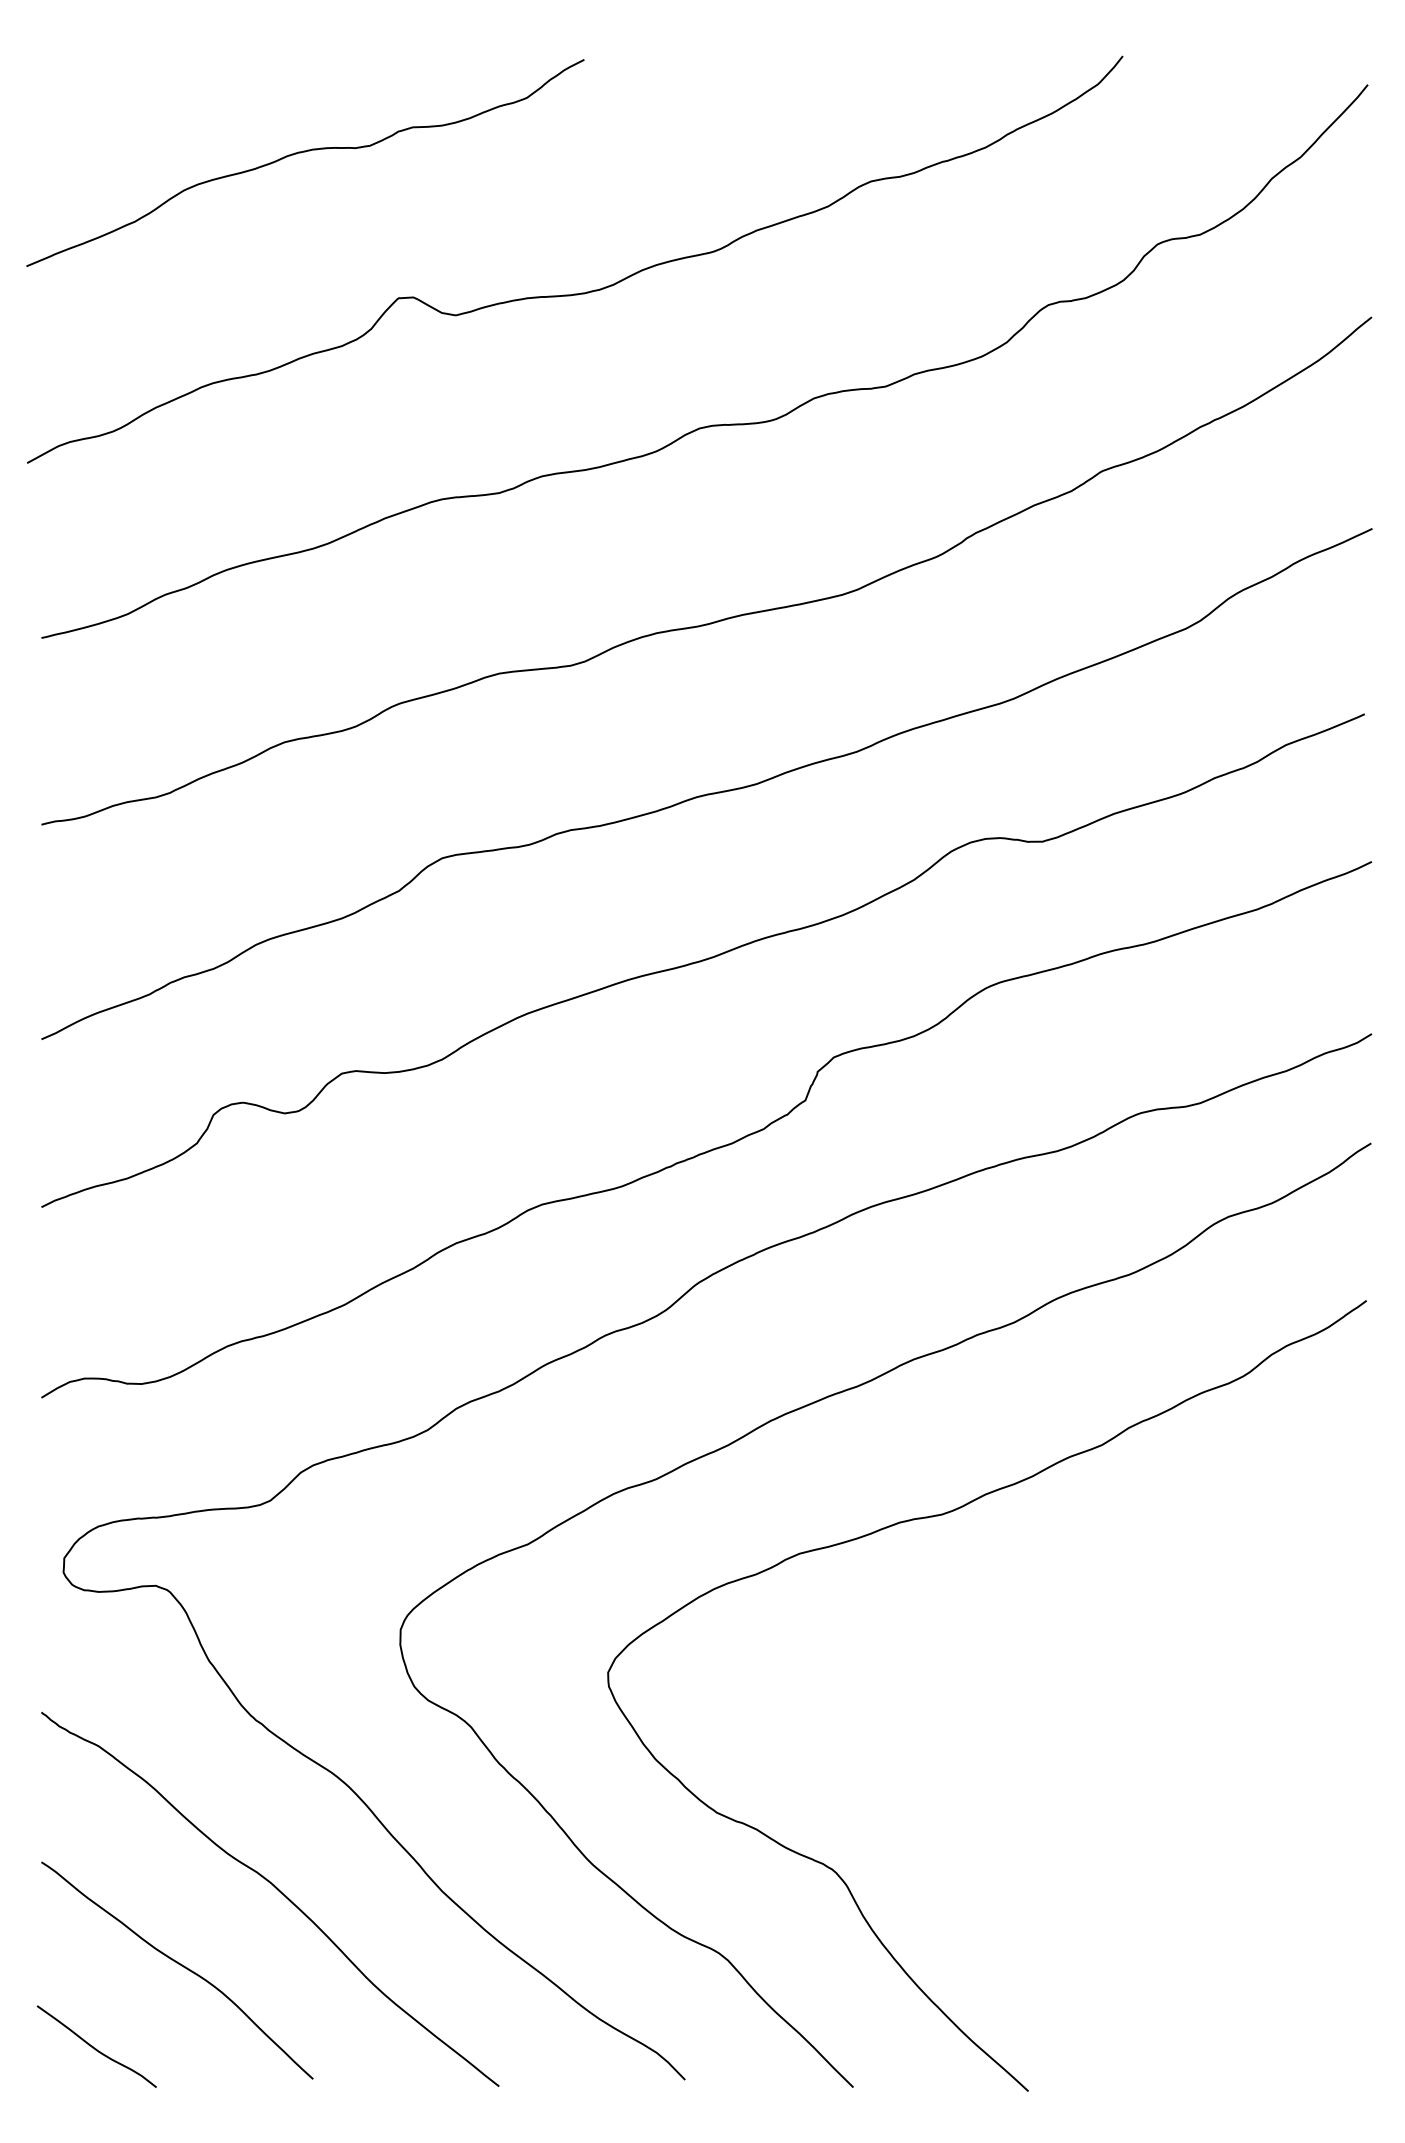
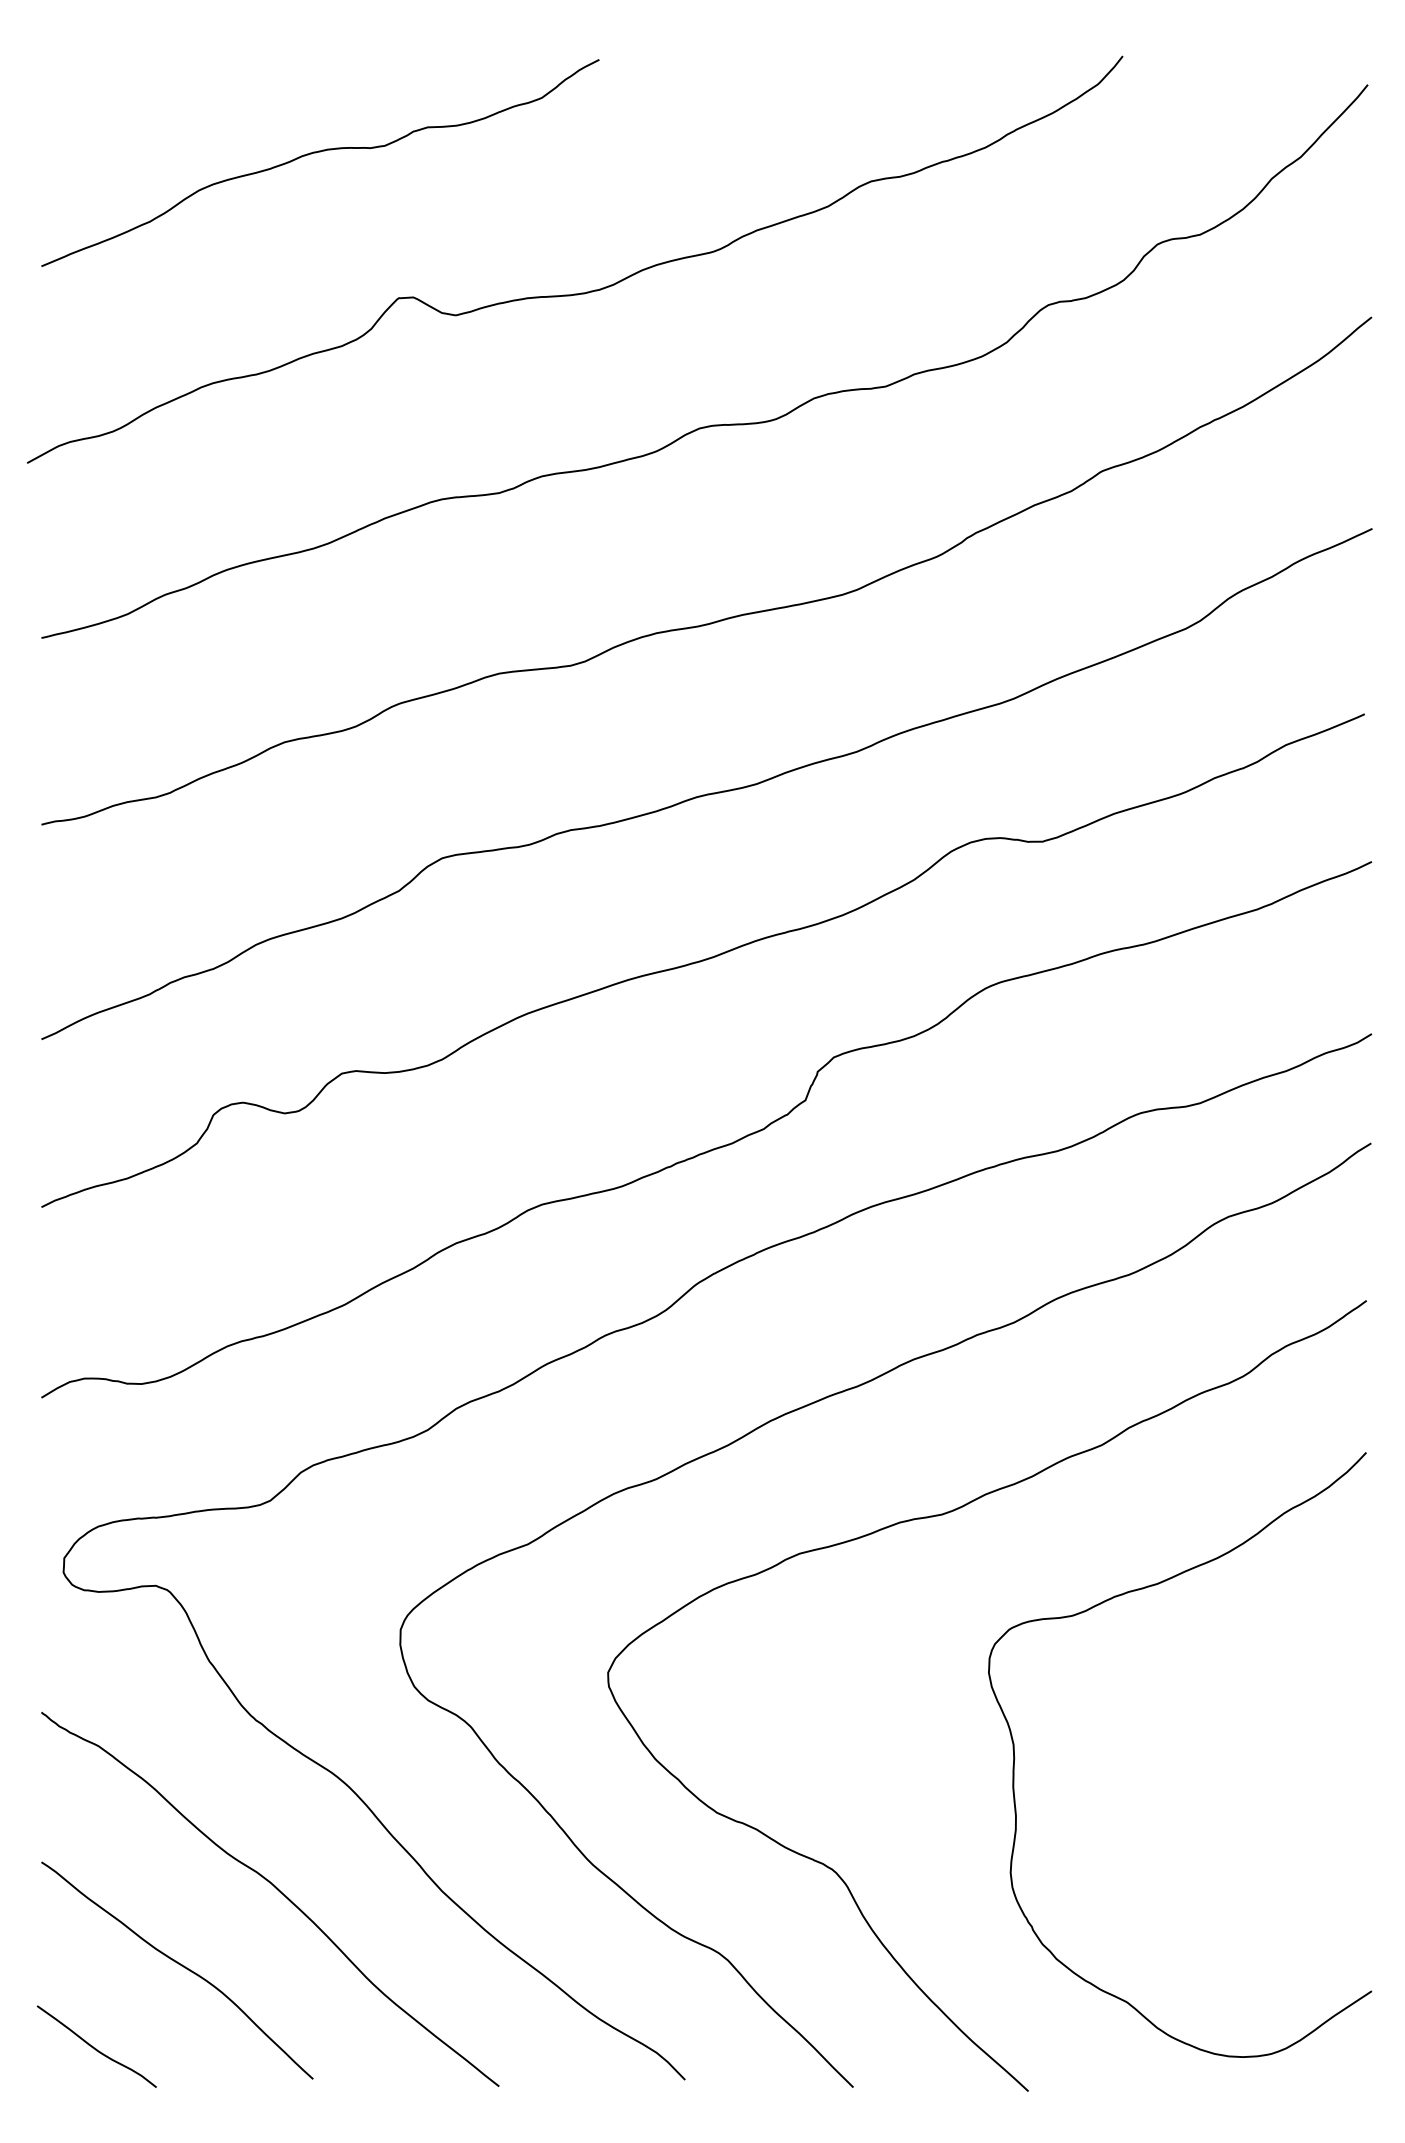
curve position: (301, 153) -> (316, 153) (316, 153)
curve: none -> present (1015, 1758)
